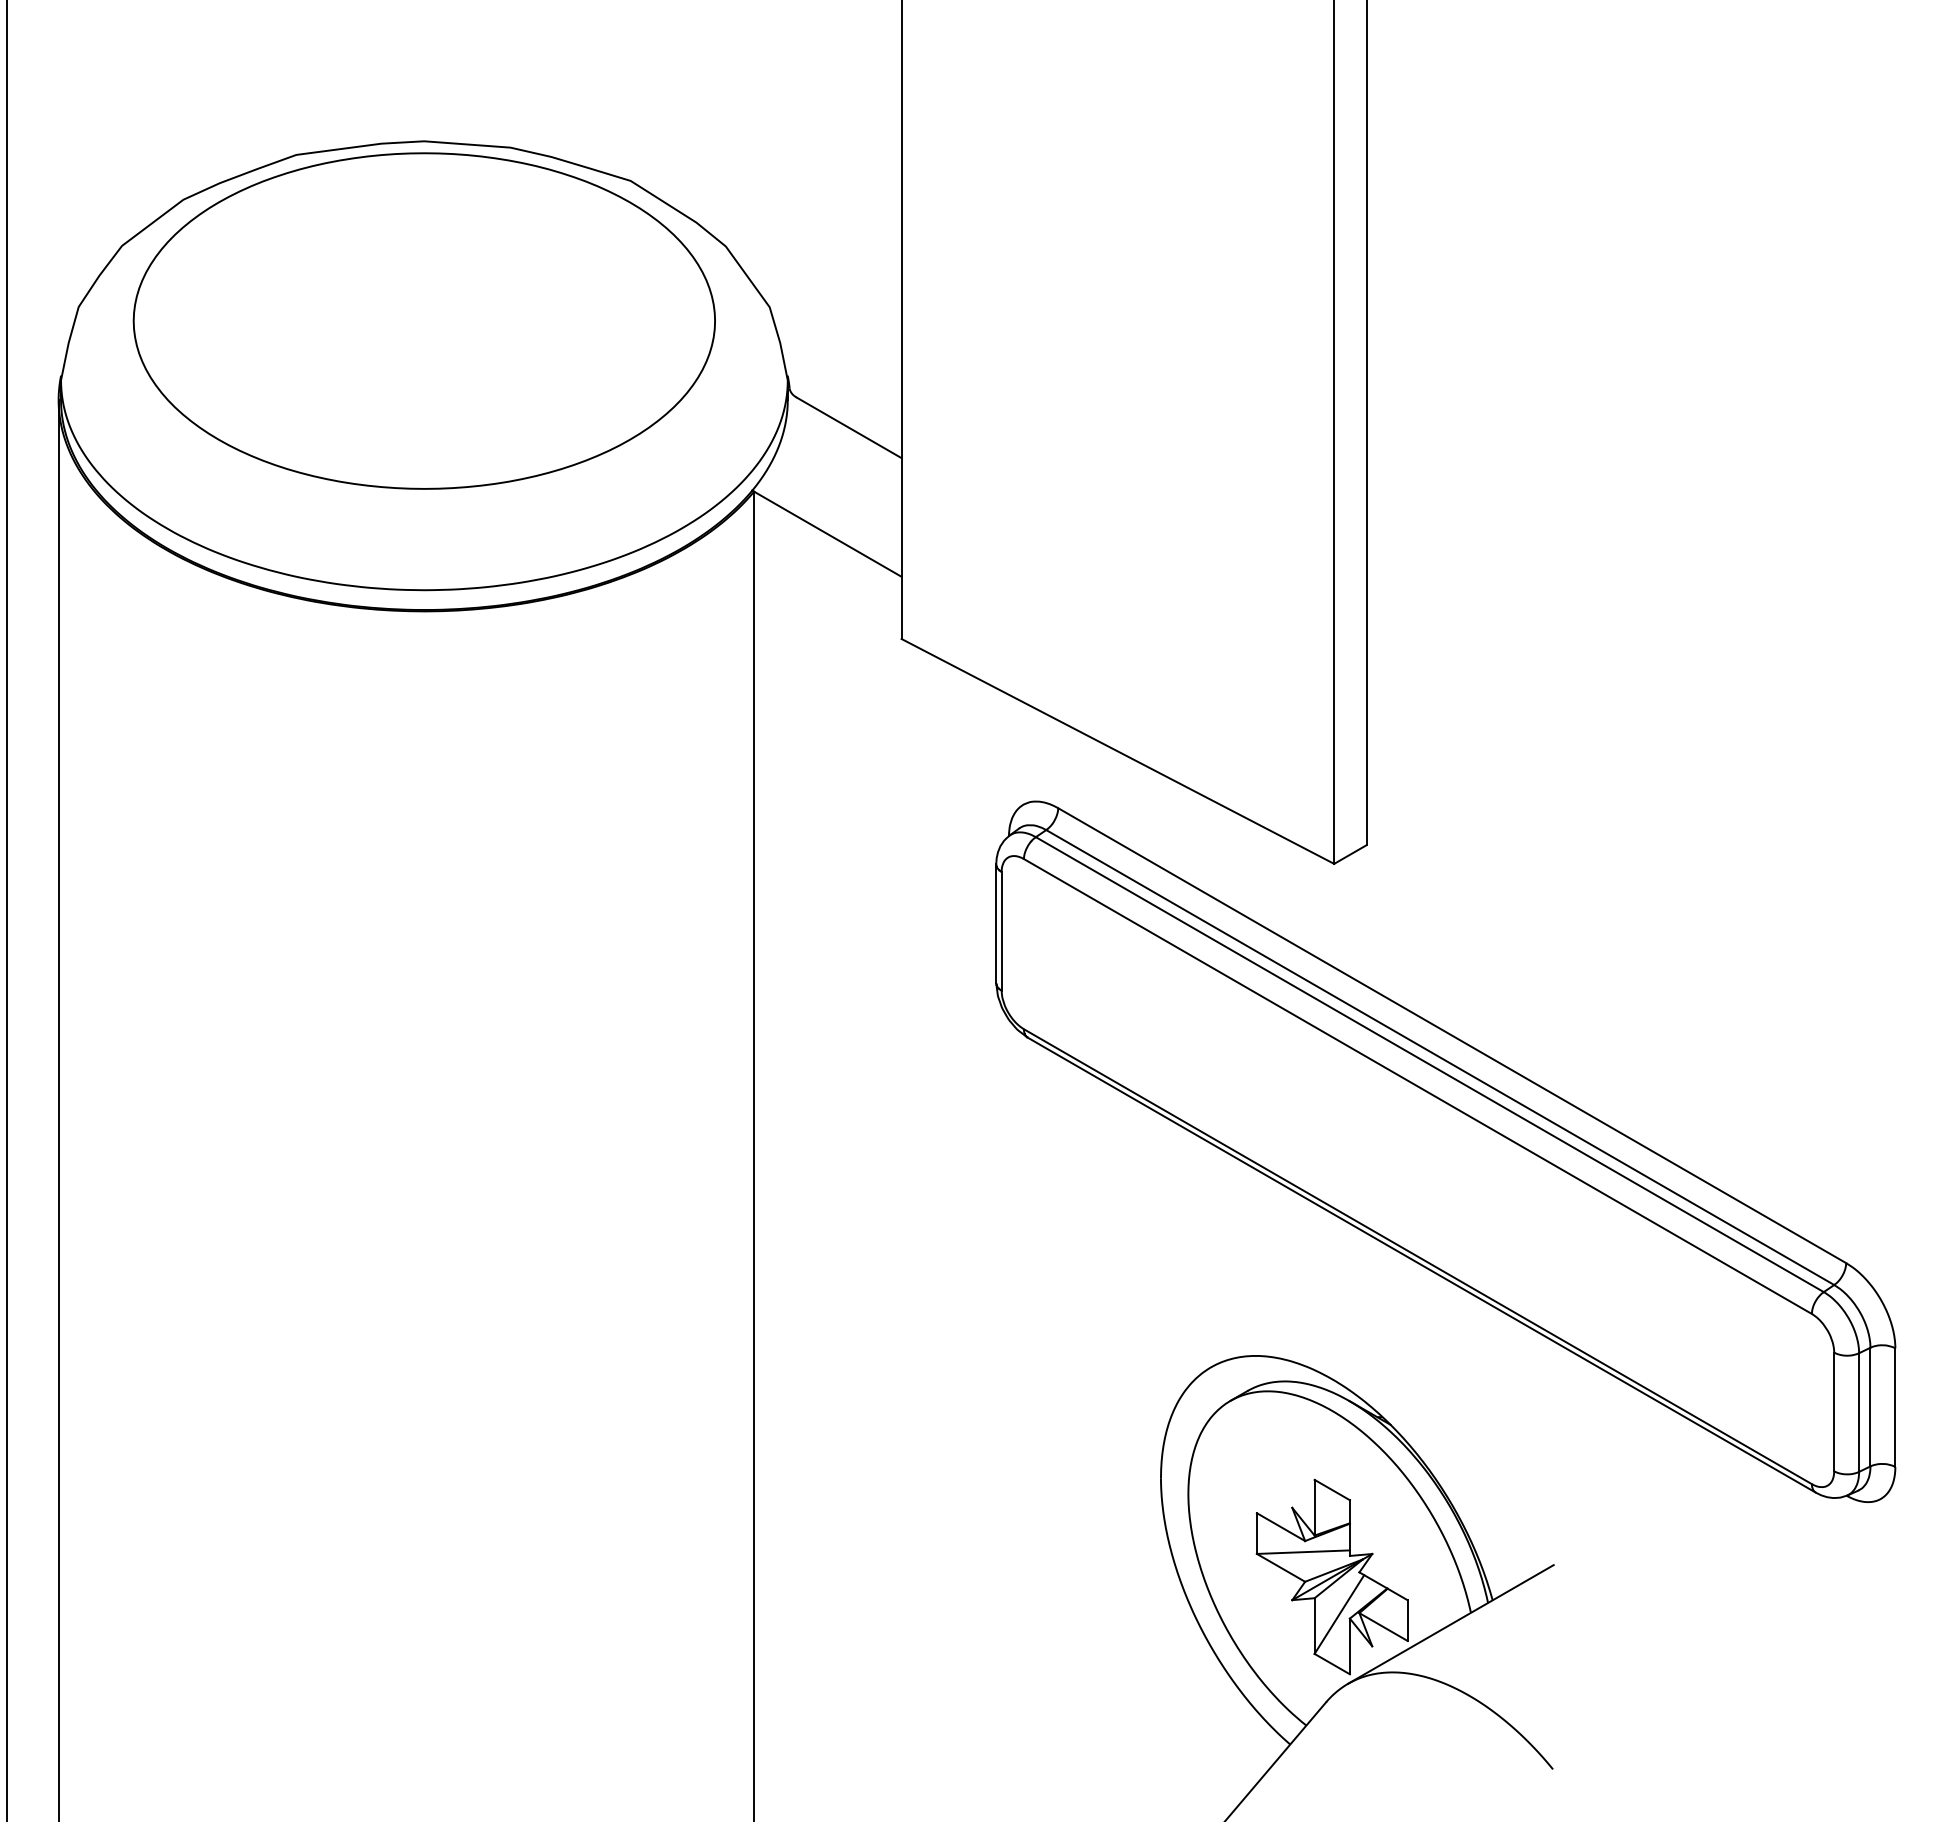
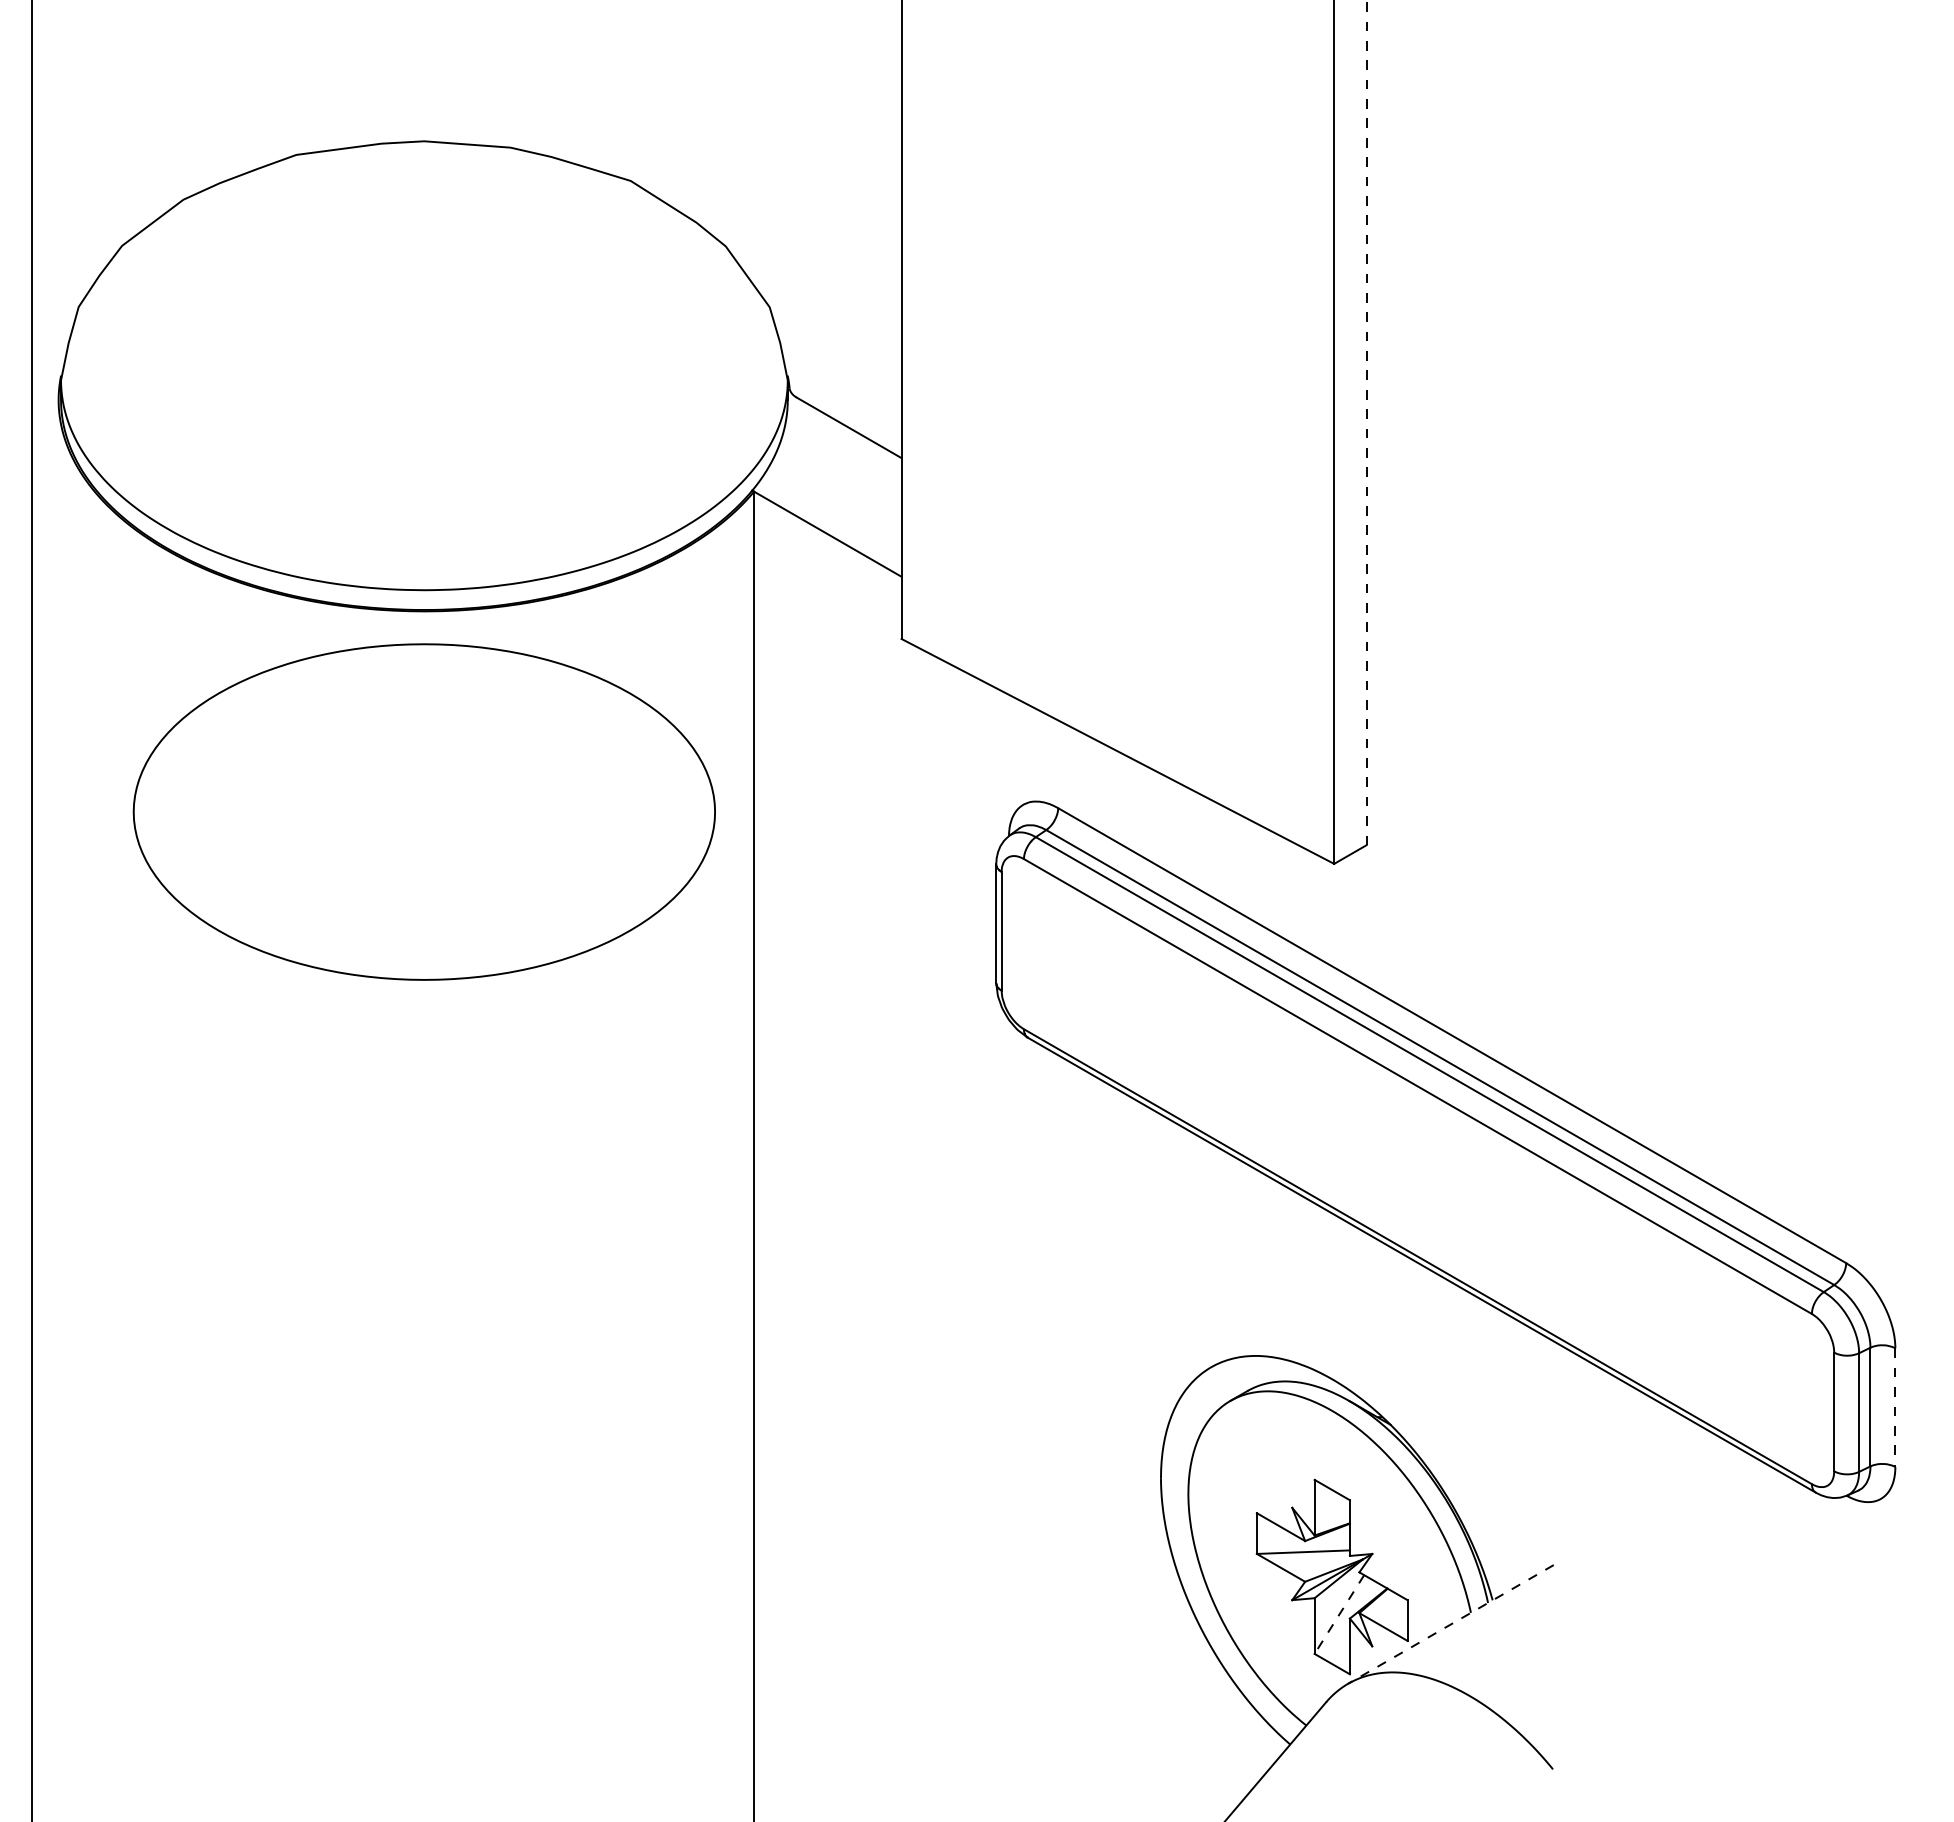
part position: (423, 320) -> (423, 811) (423, 811)
line: solid -> dashed (1366, 422)
line position: (7, 910) -> (32, 910) (32, 910)
line: present -> none (58, 1109)
line: solid -> dashed (1895, 1408)
line: solid -> dashed (1339, 1614)
line: solid -> dashed (1450, 1624)
